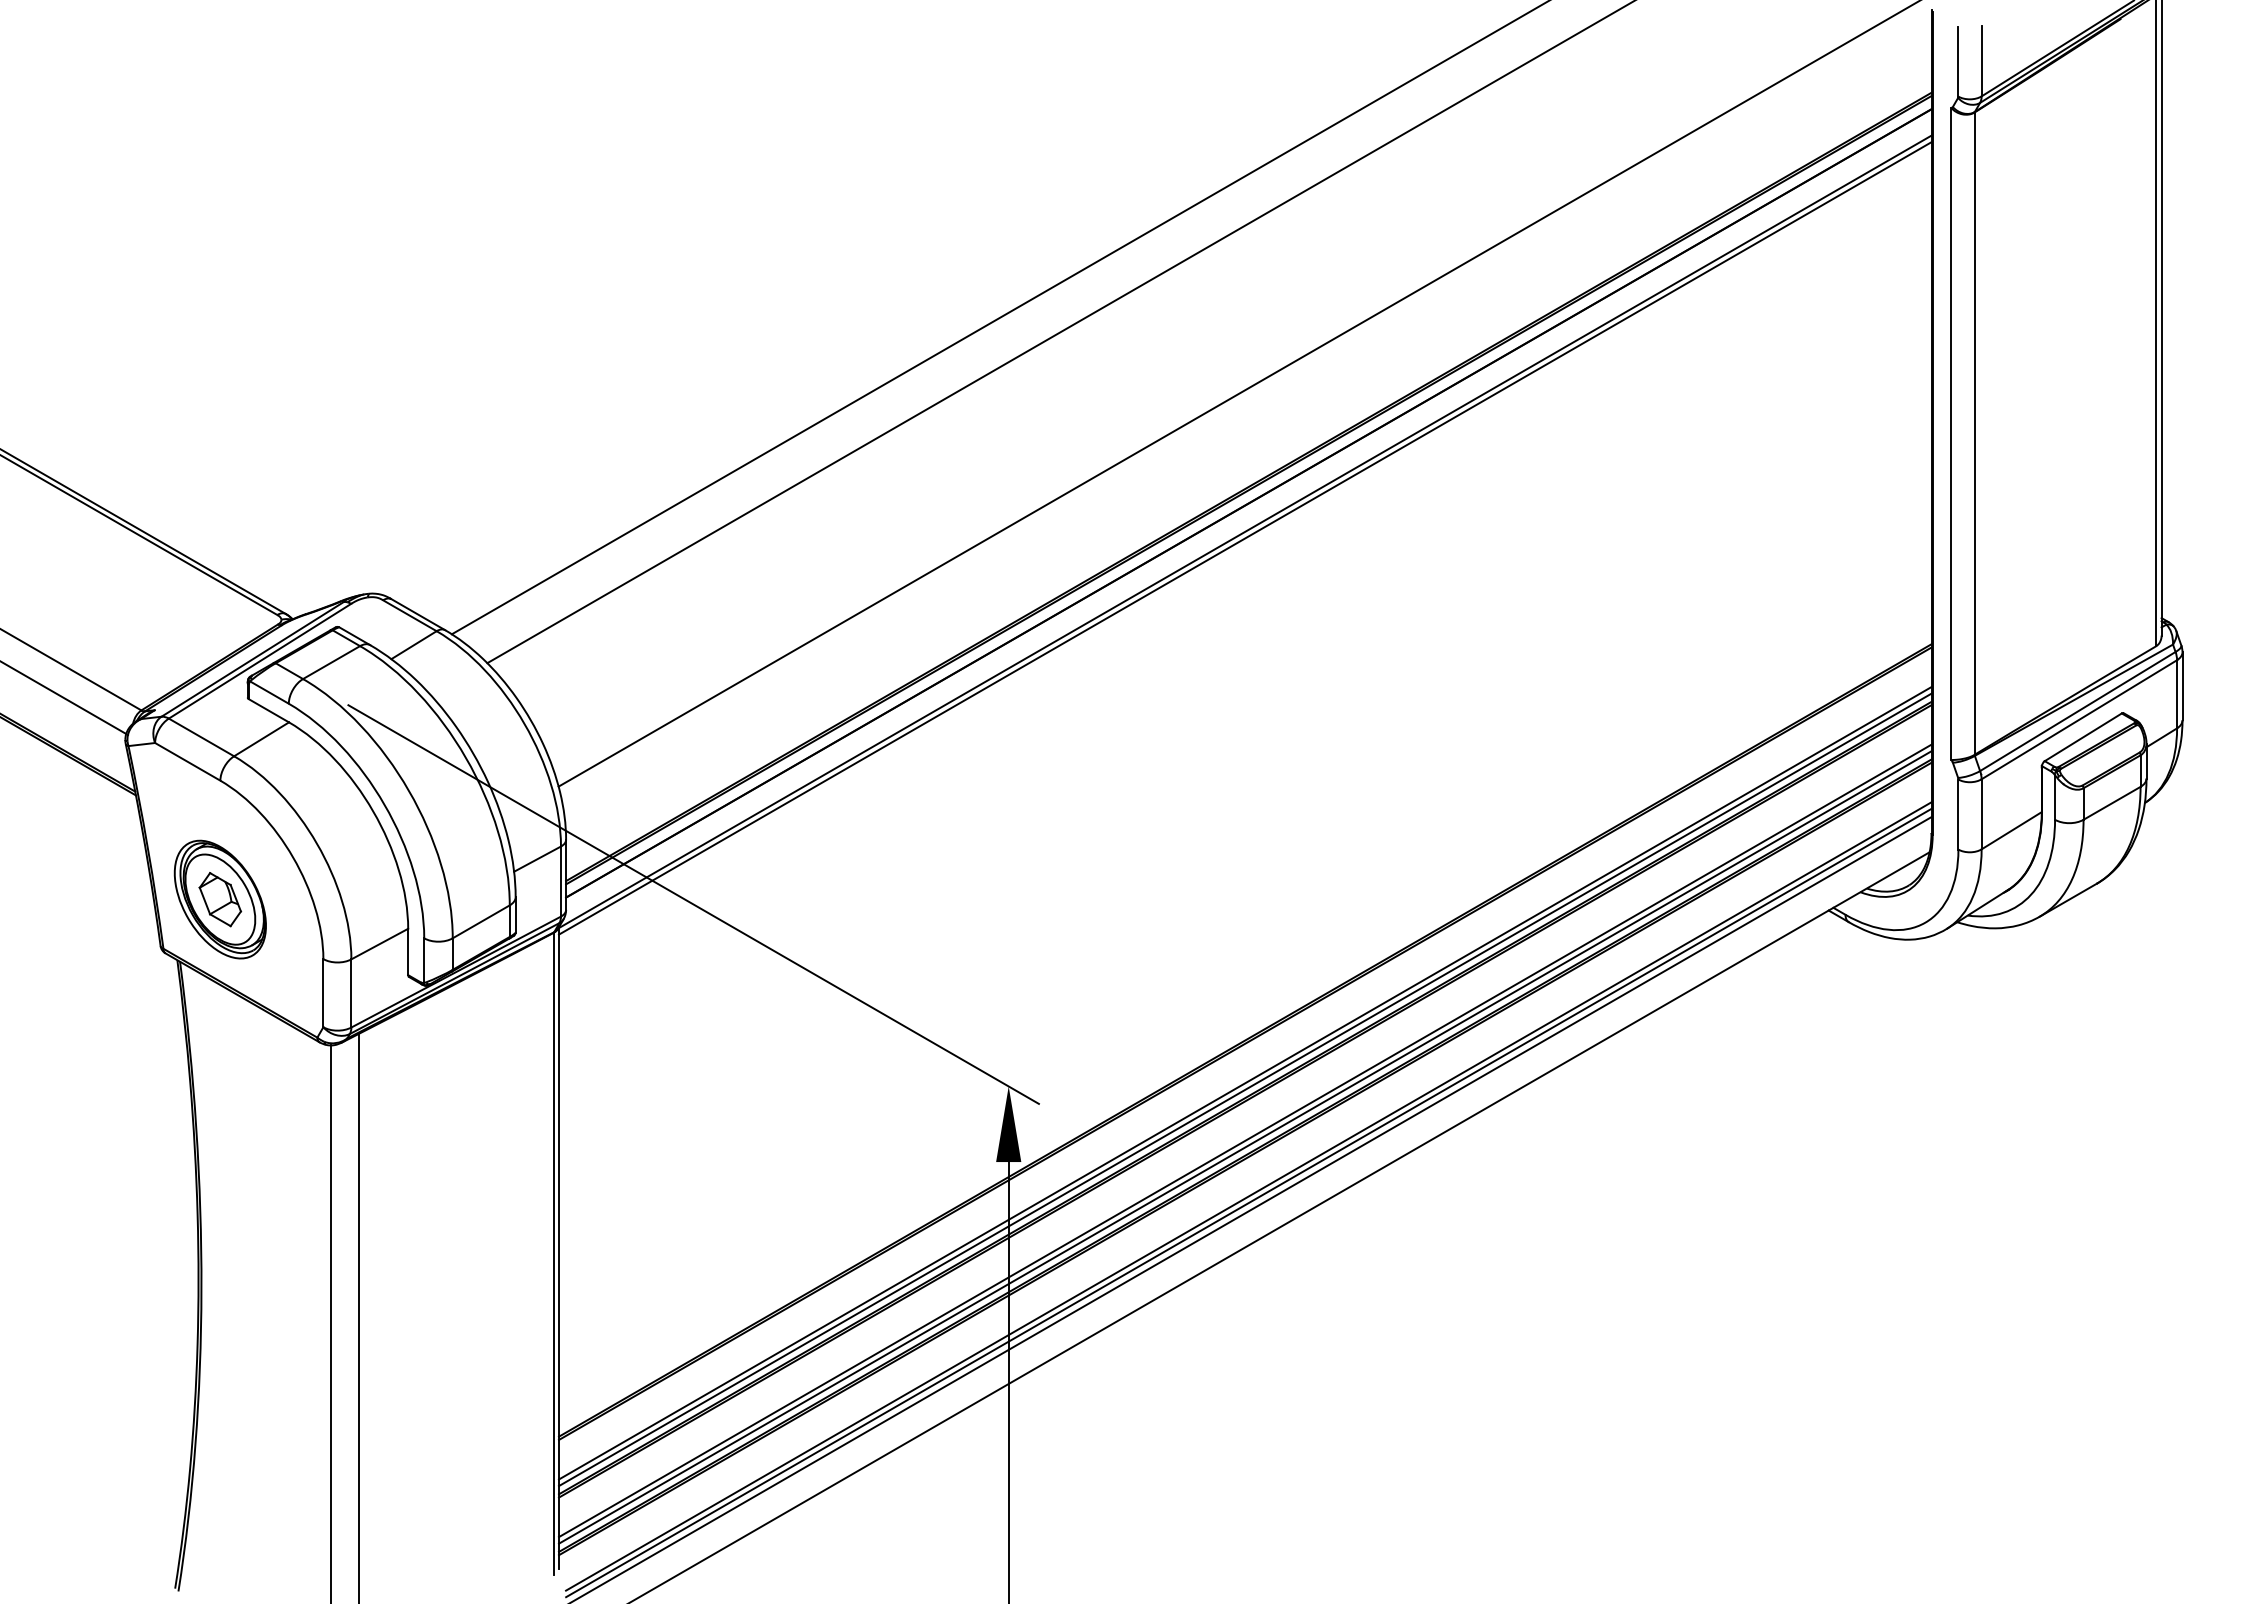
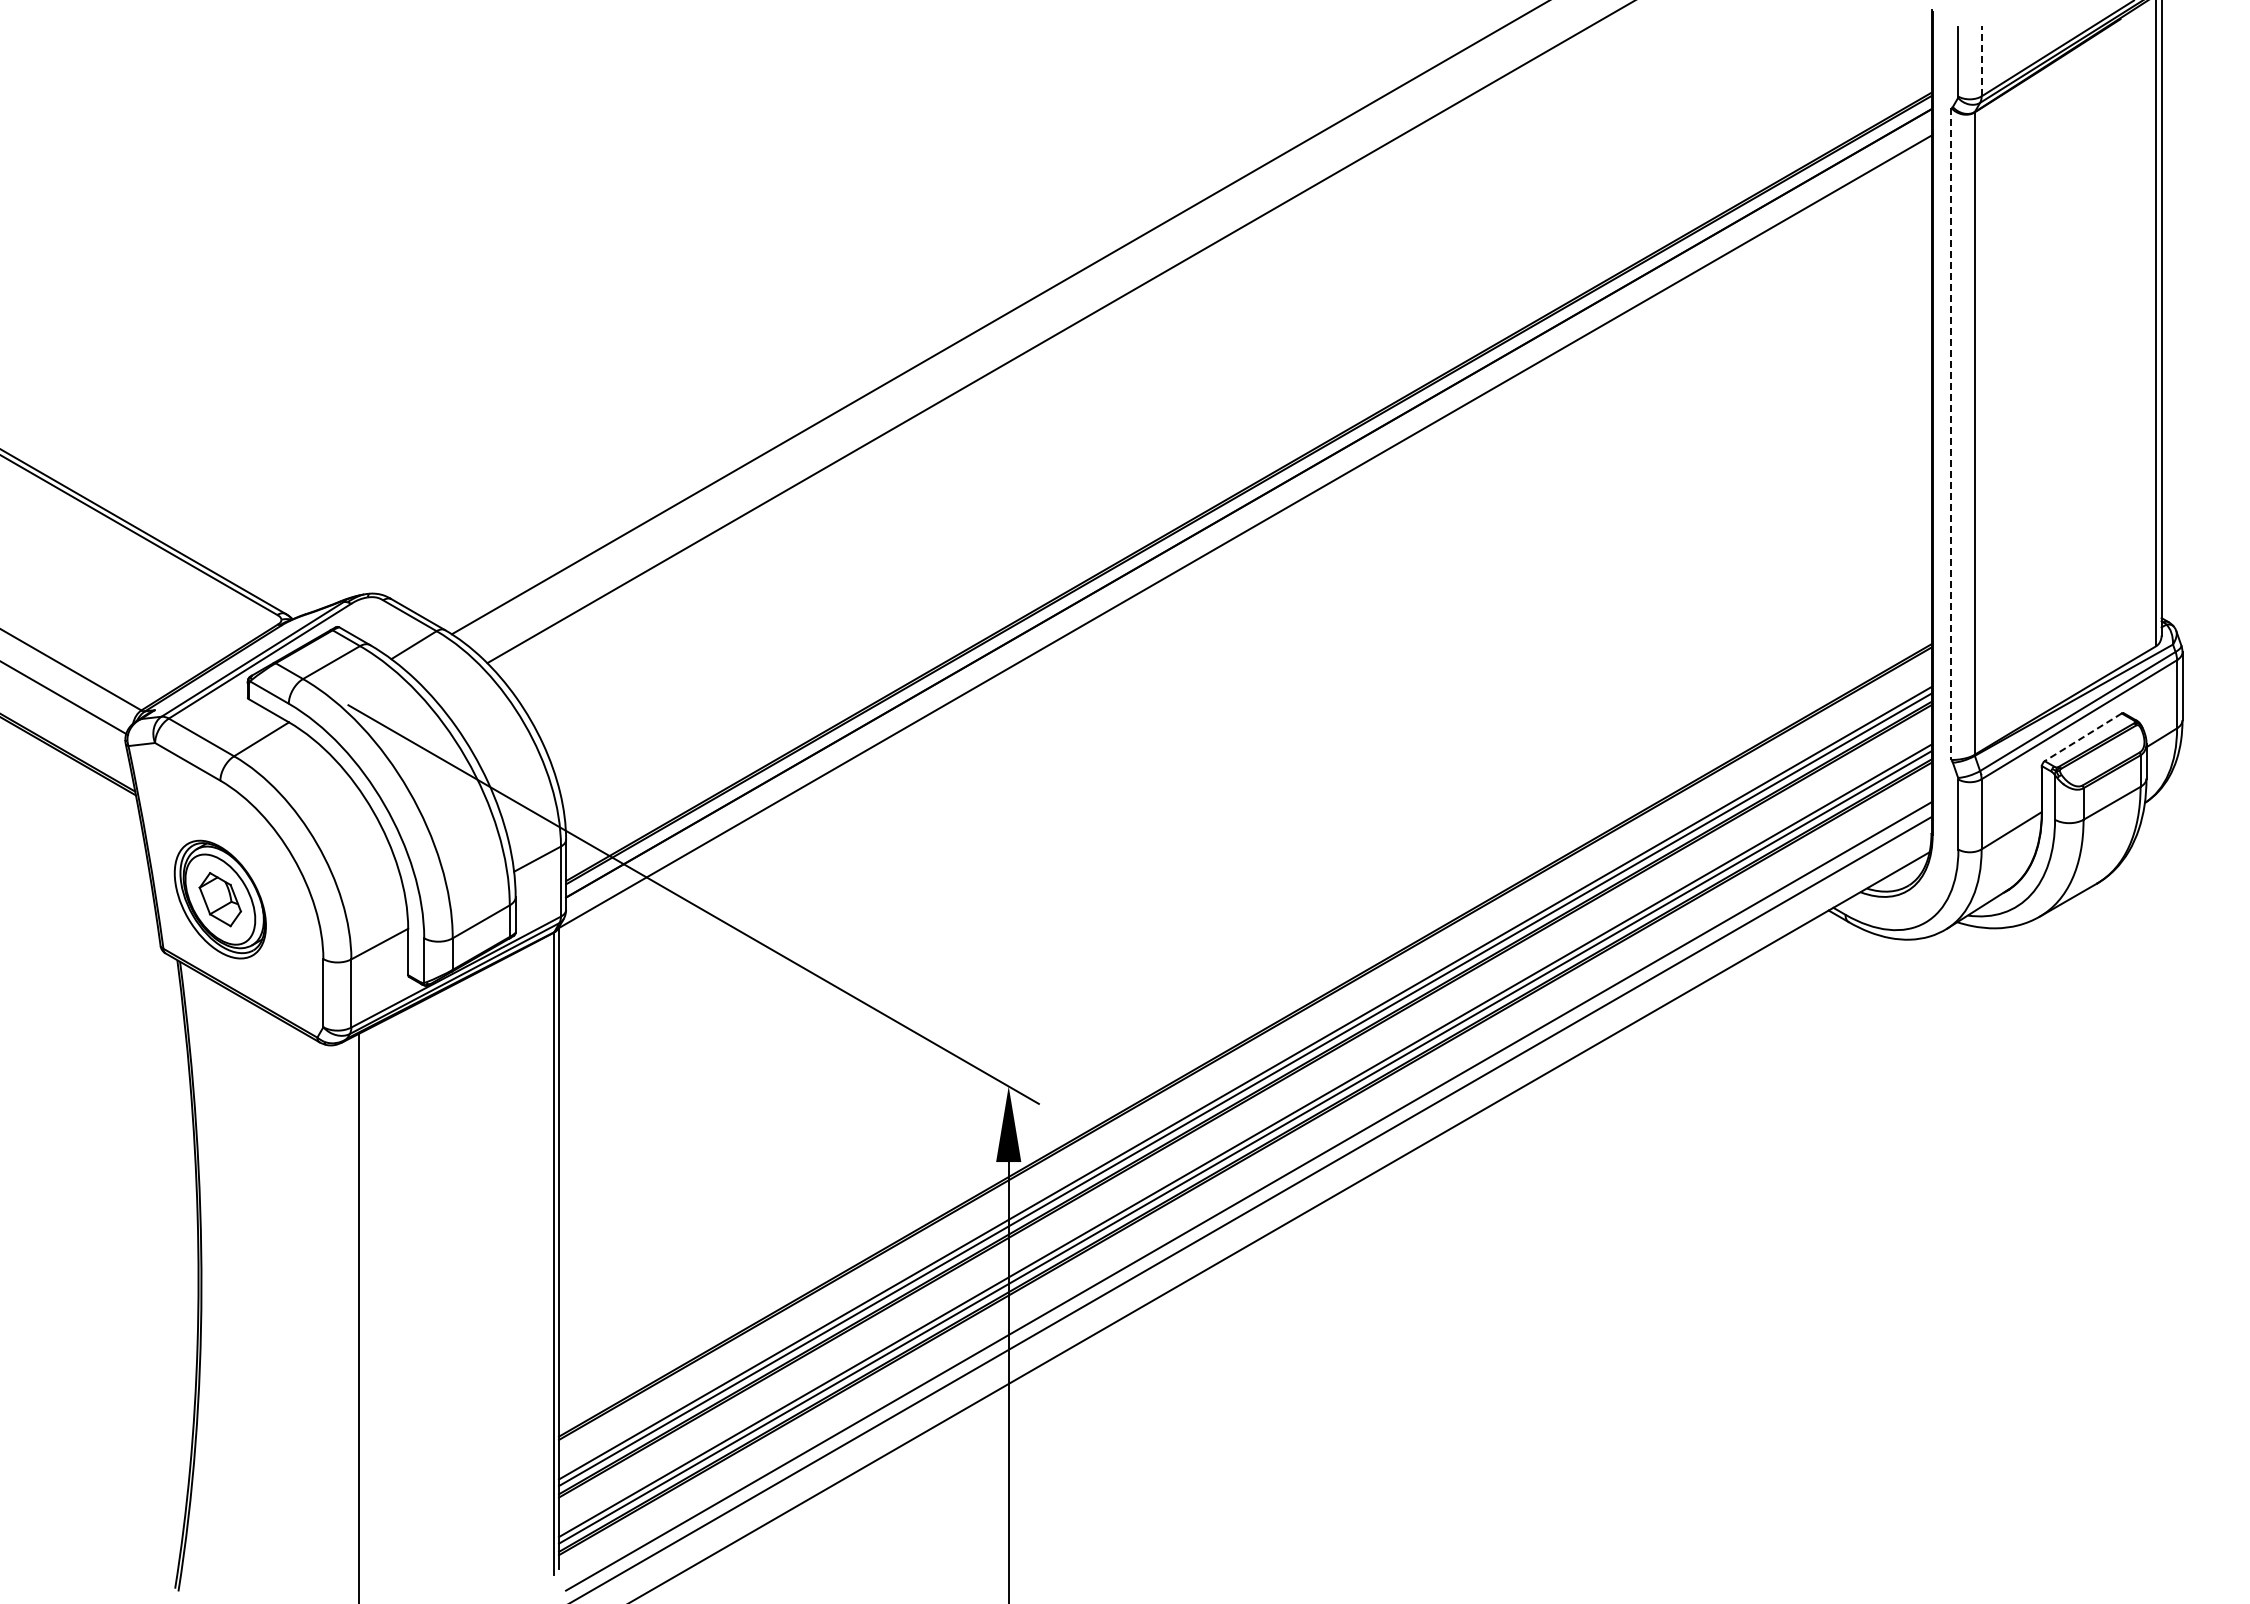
line: solid -> dashed (1981, 60)
line: present -> none (1237, 394)
line: solid -> dashed (1951, 434)
line: present -> none (1244, 538)
line: solid -> dashed (2082, 737)
line: present -> none (1248, 1202)
line: present -> none (331, 1322)
